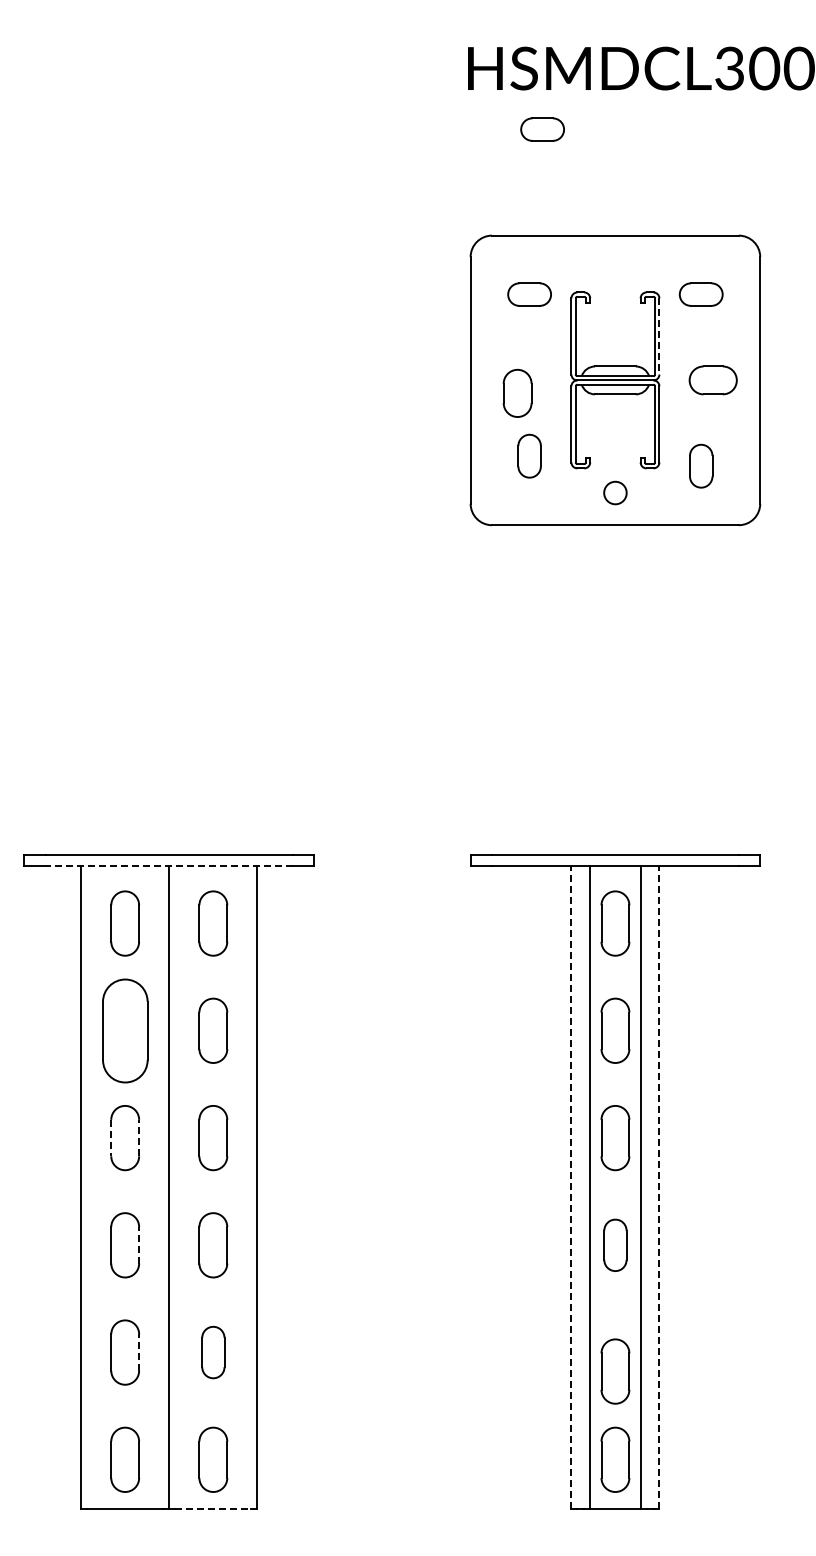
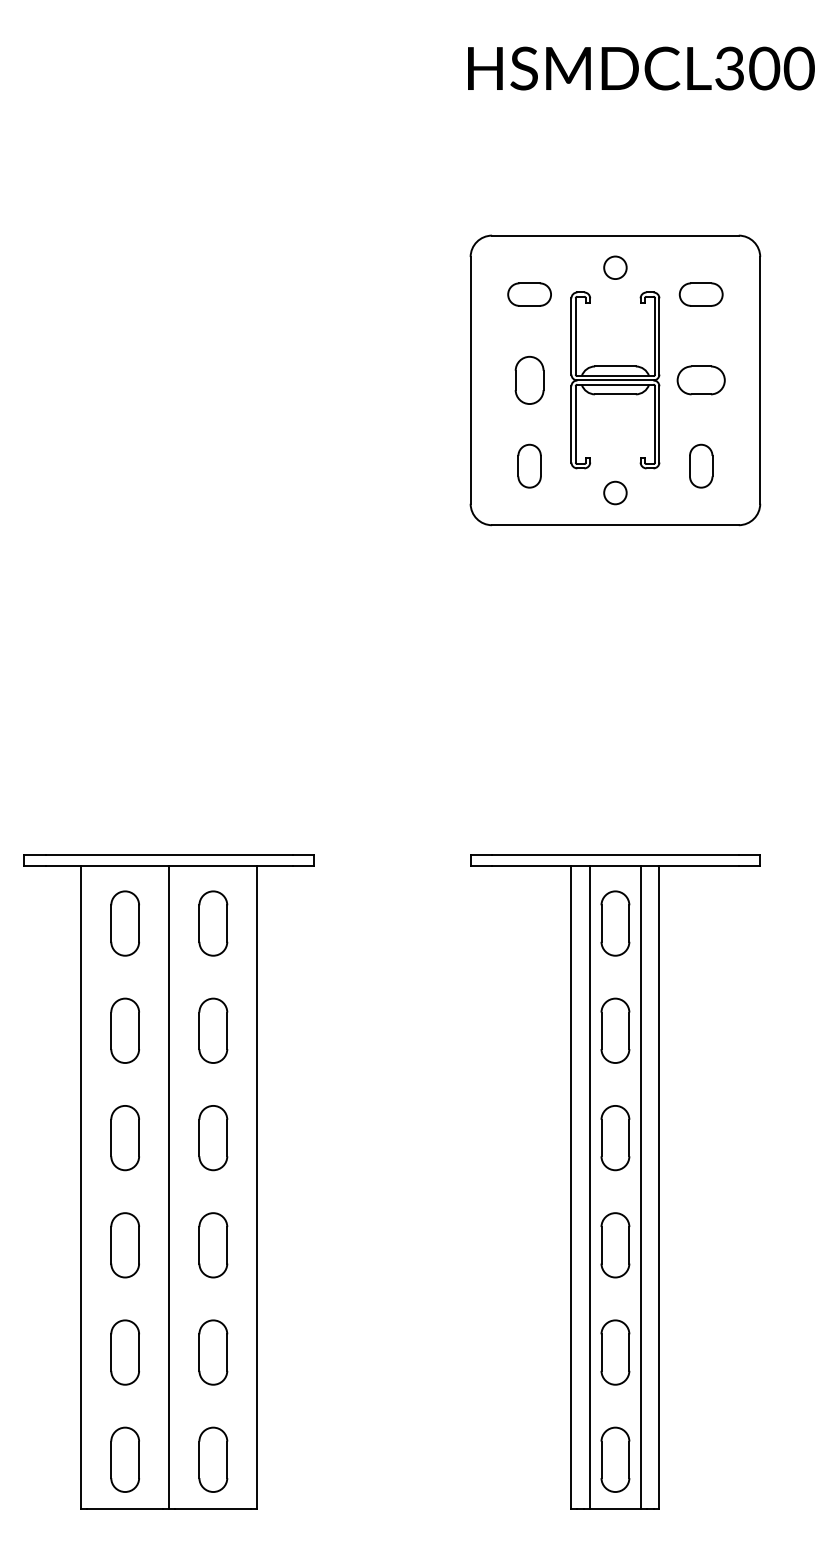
part: present -> none (542, 129)
circle: none -> present (615, 267)
line: dashed -> solid (659, 336)
part position: (712, 380) -> (700, 380) (700, 380)
part position: (517, 392) -> (529, 379) (529, 379)
part position: (529, 455) -> (529, 465) (529, 465)
line: dashed -> solid (168, 865)
part size: 47x106 px -> 30x67 px (124, 1030)
line: dashed -> solid (139, 1137)
line: dashed -> solid (111, 1138)
line: dashed -> solid (571, 1187)
line: dashed -> solid (659, 1187)
line: dashed -> solid (139, 1244)
part size: 25x54 px -> 31x67 px (615, 1245)
line: dashed -> solid (139, 1352)
part size: 25x55 px -> 31x67 px (213, 1352)
part position: (615, 1371) -> (615, 1352) (615, 1352)
line: dashed -> solid (213, 1509)
